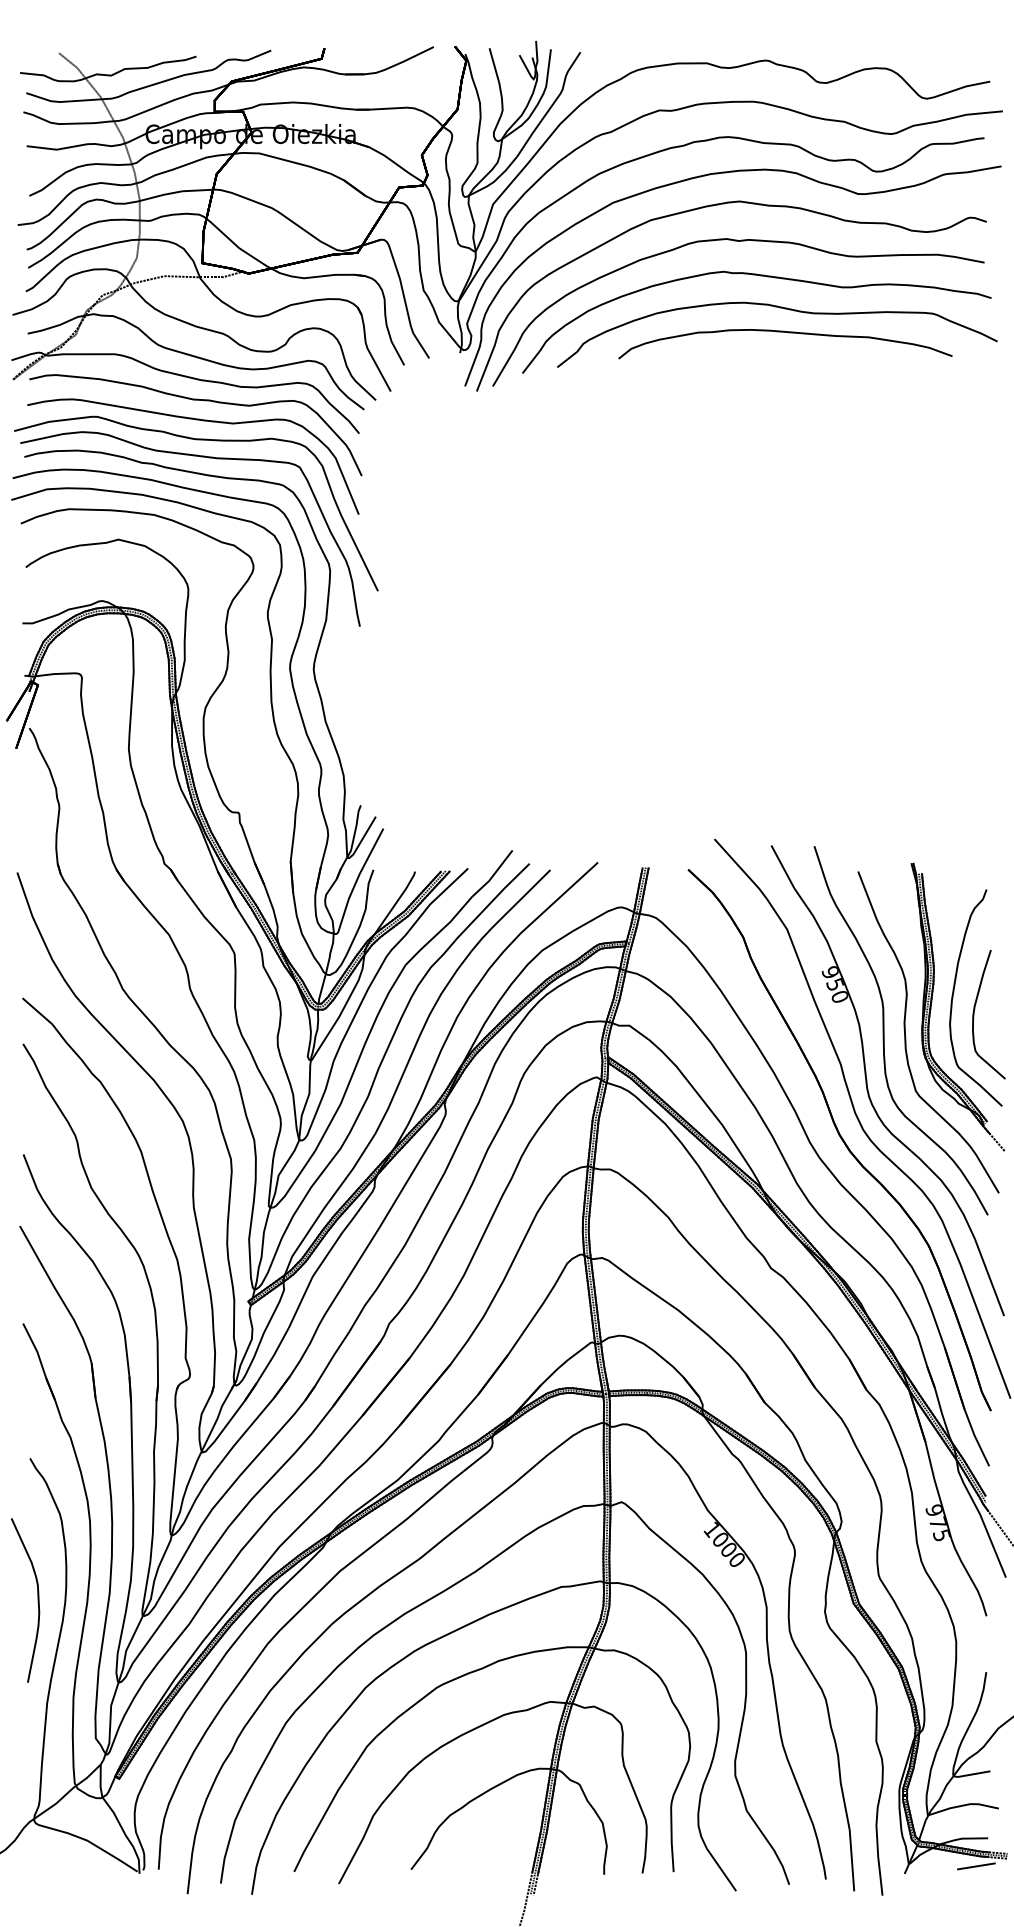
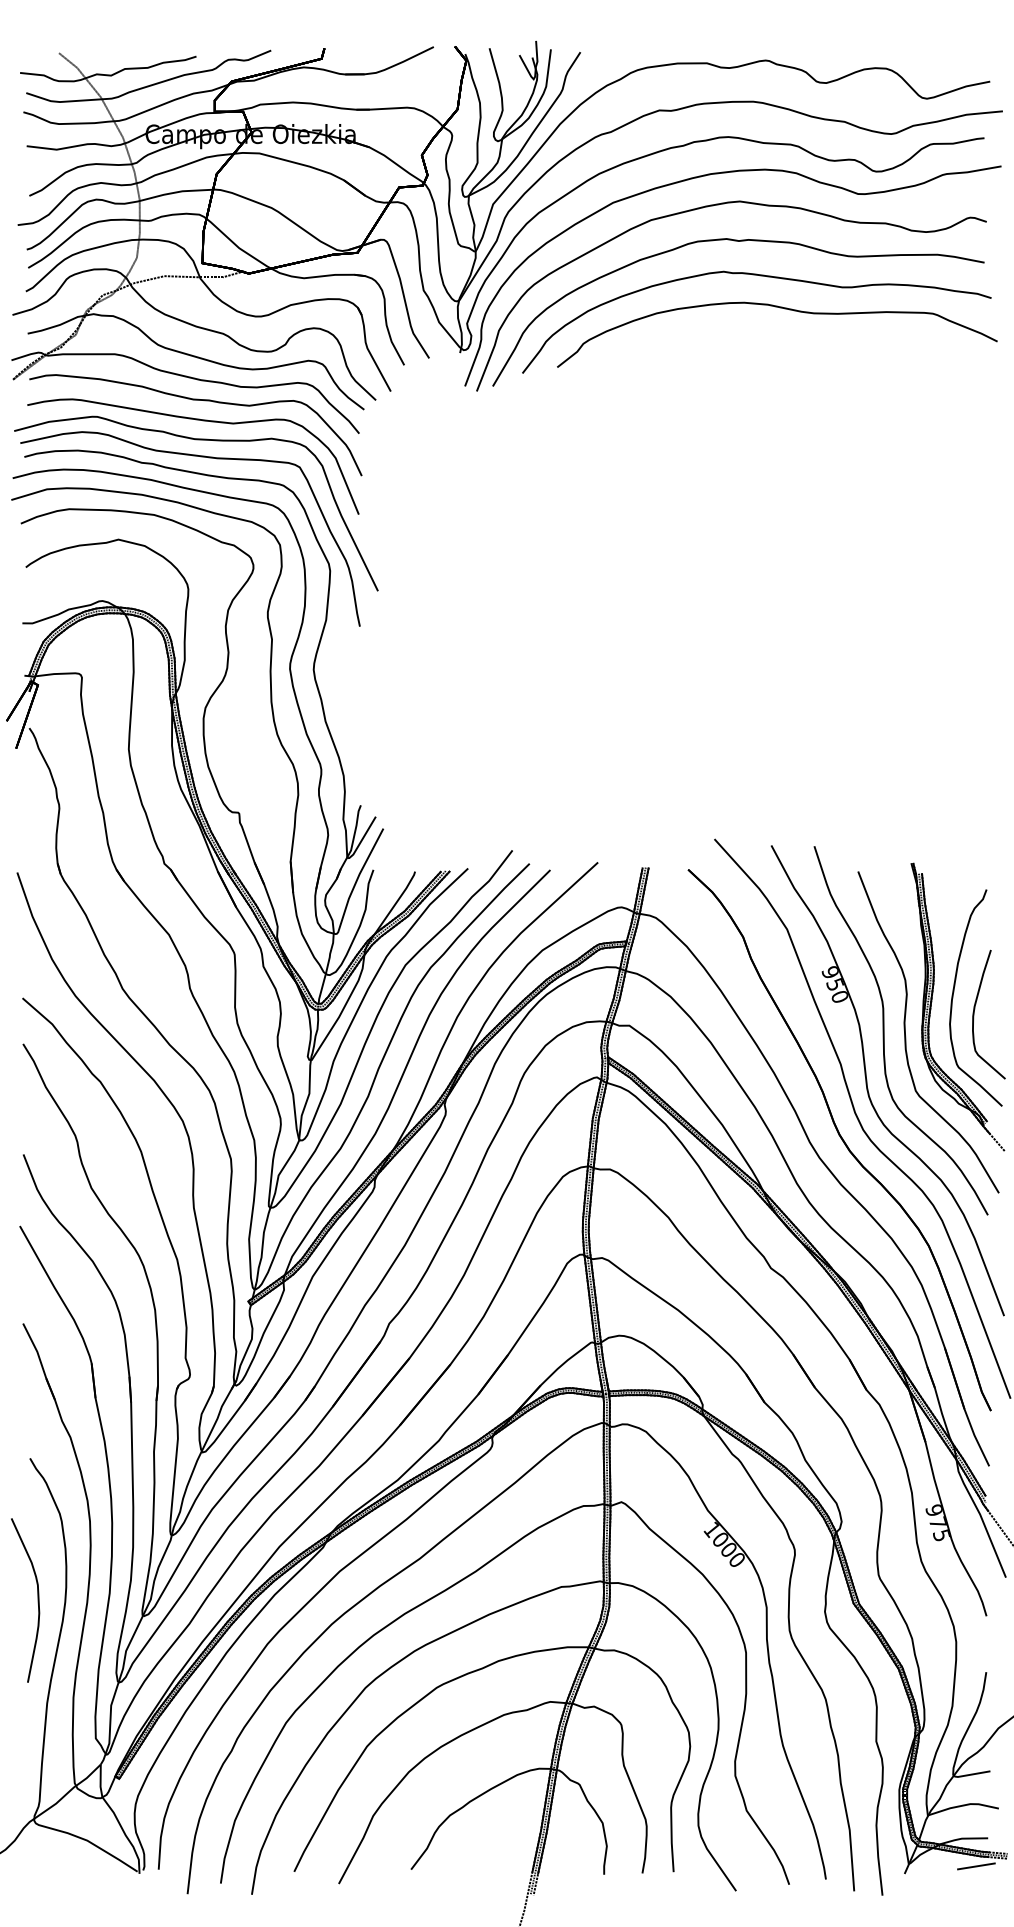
part: present -> none (788, 333)
